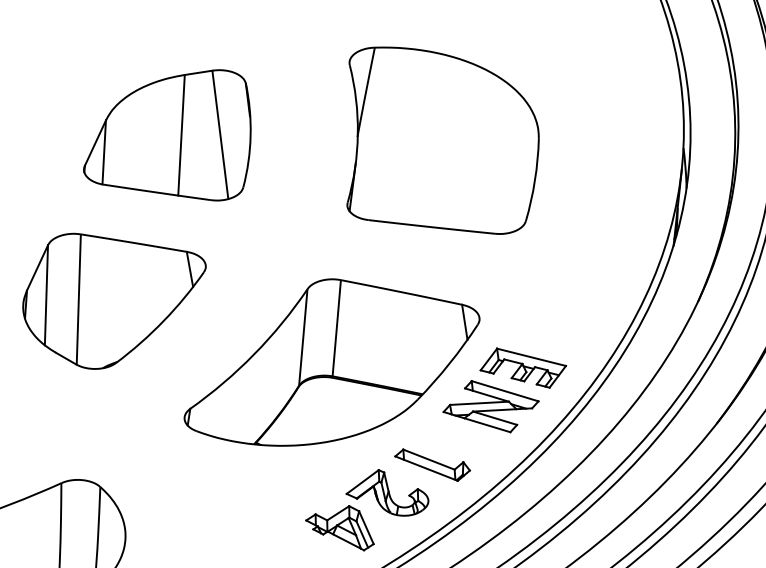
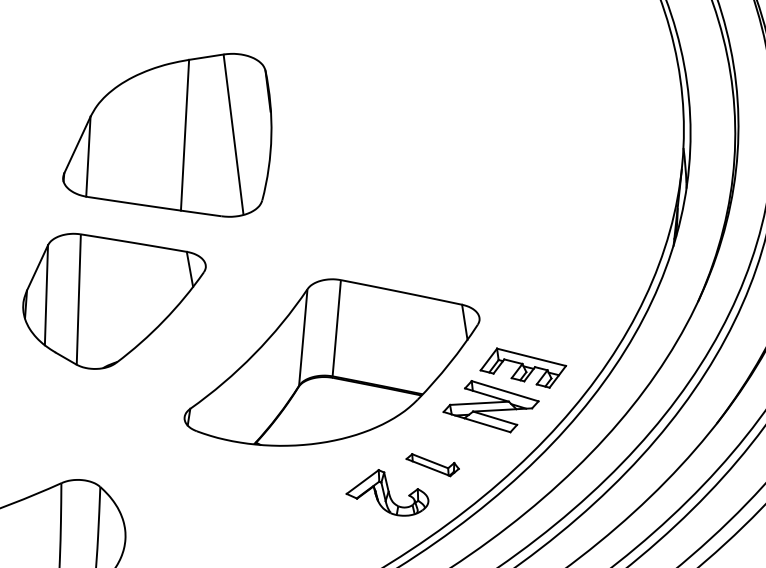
part size: 169x133 px -> 211x166 px (167, 134)
part: present -> none (442, 140)
part size: 78x34 px -> 55x25 px (432, 465)
part: present -> none (339, 528)
